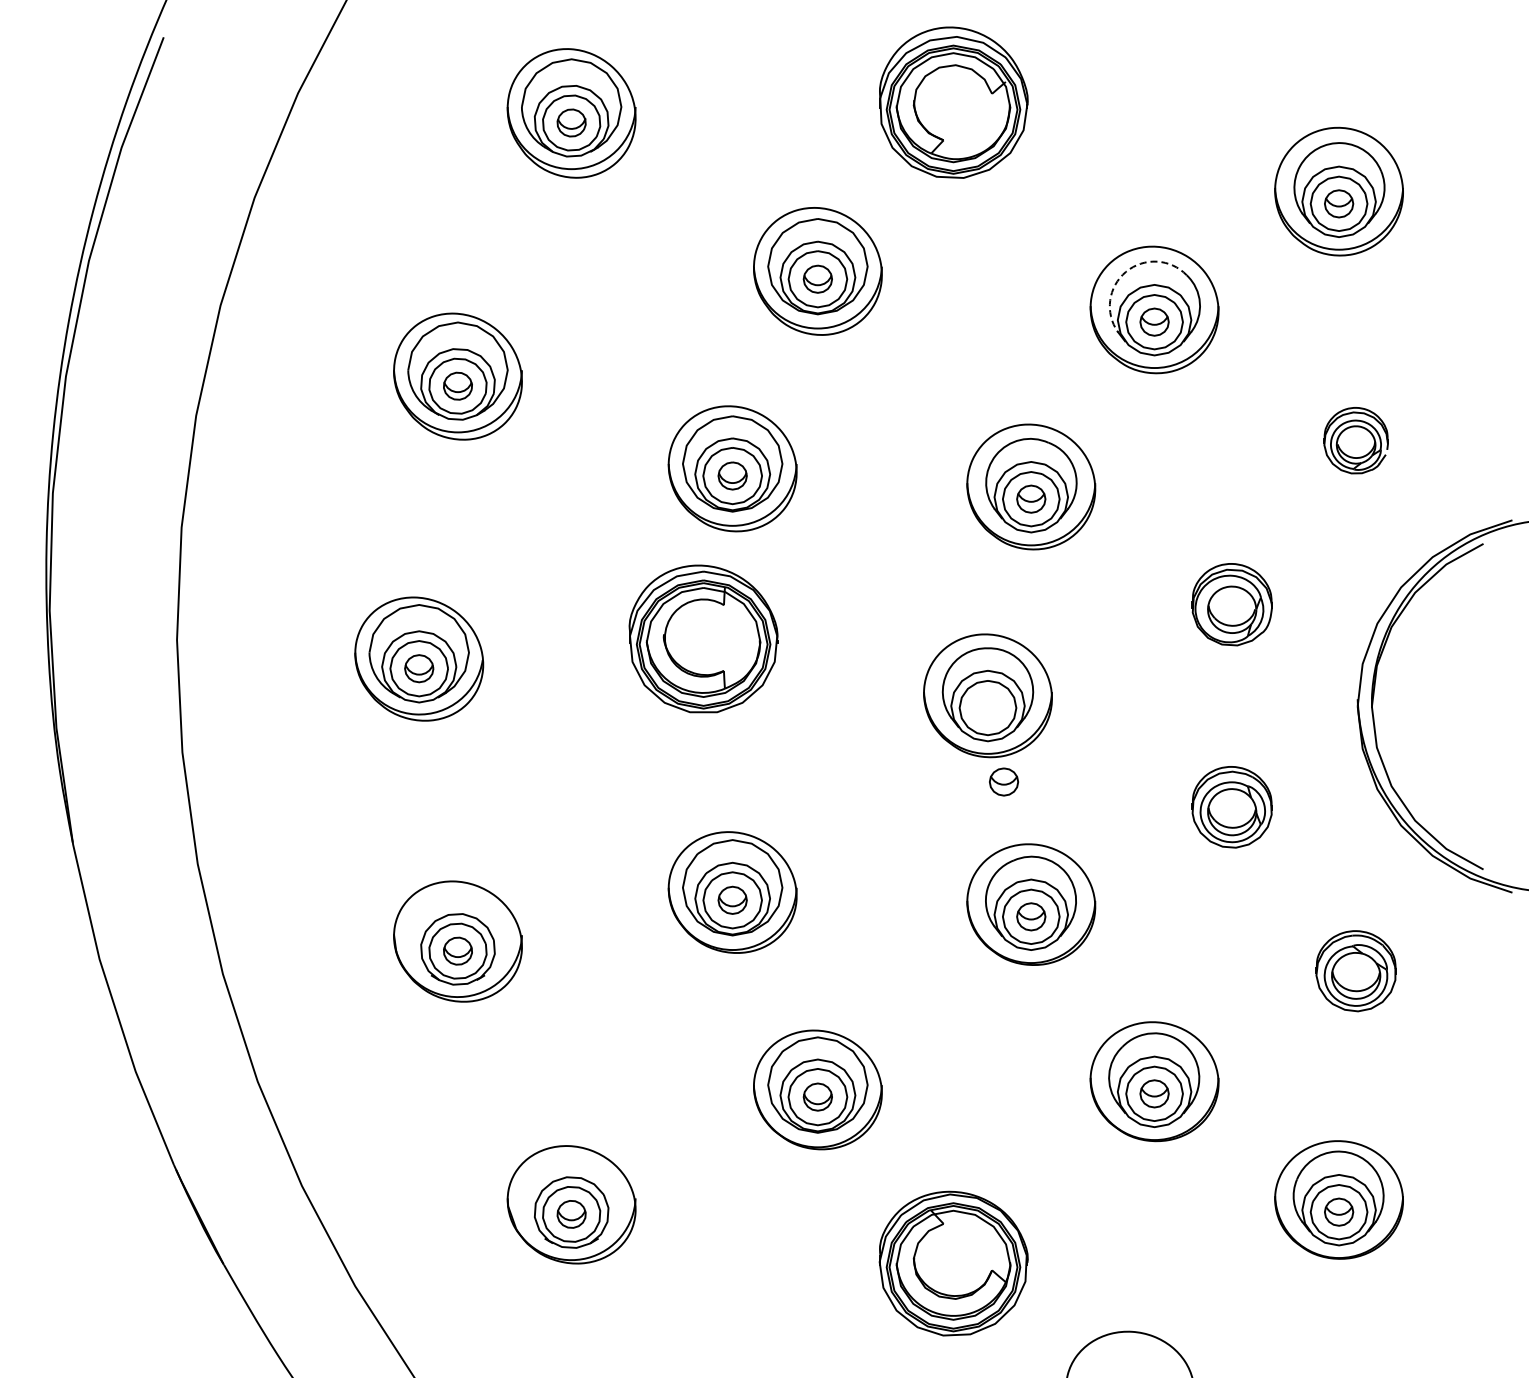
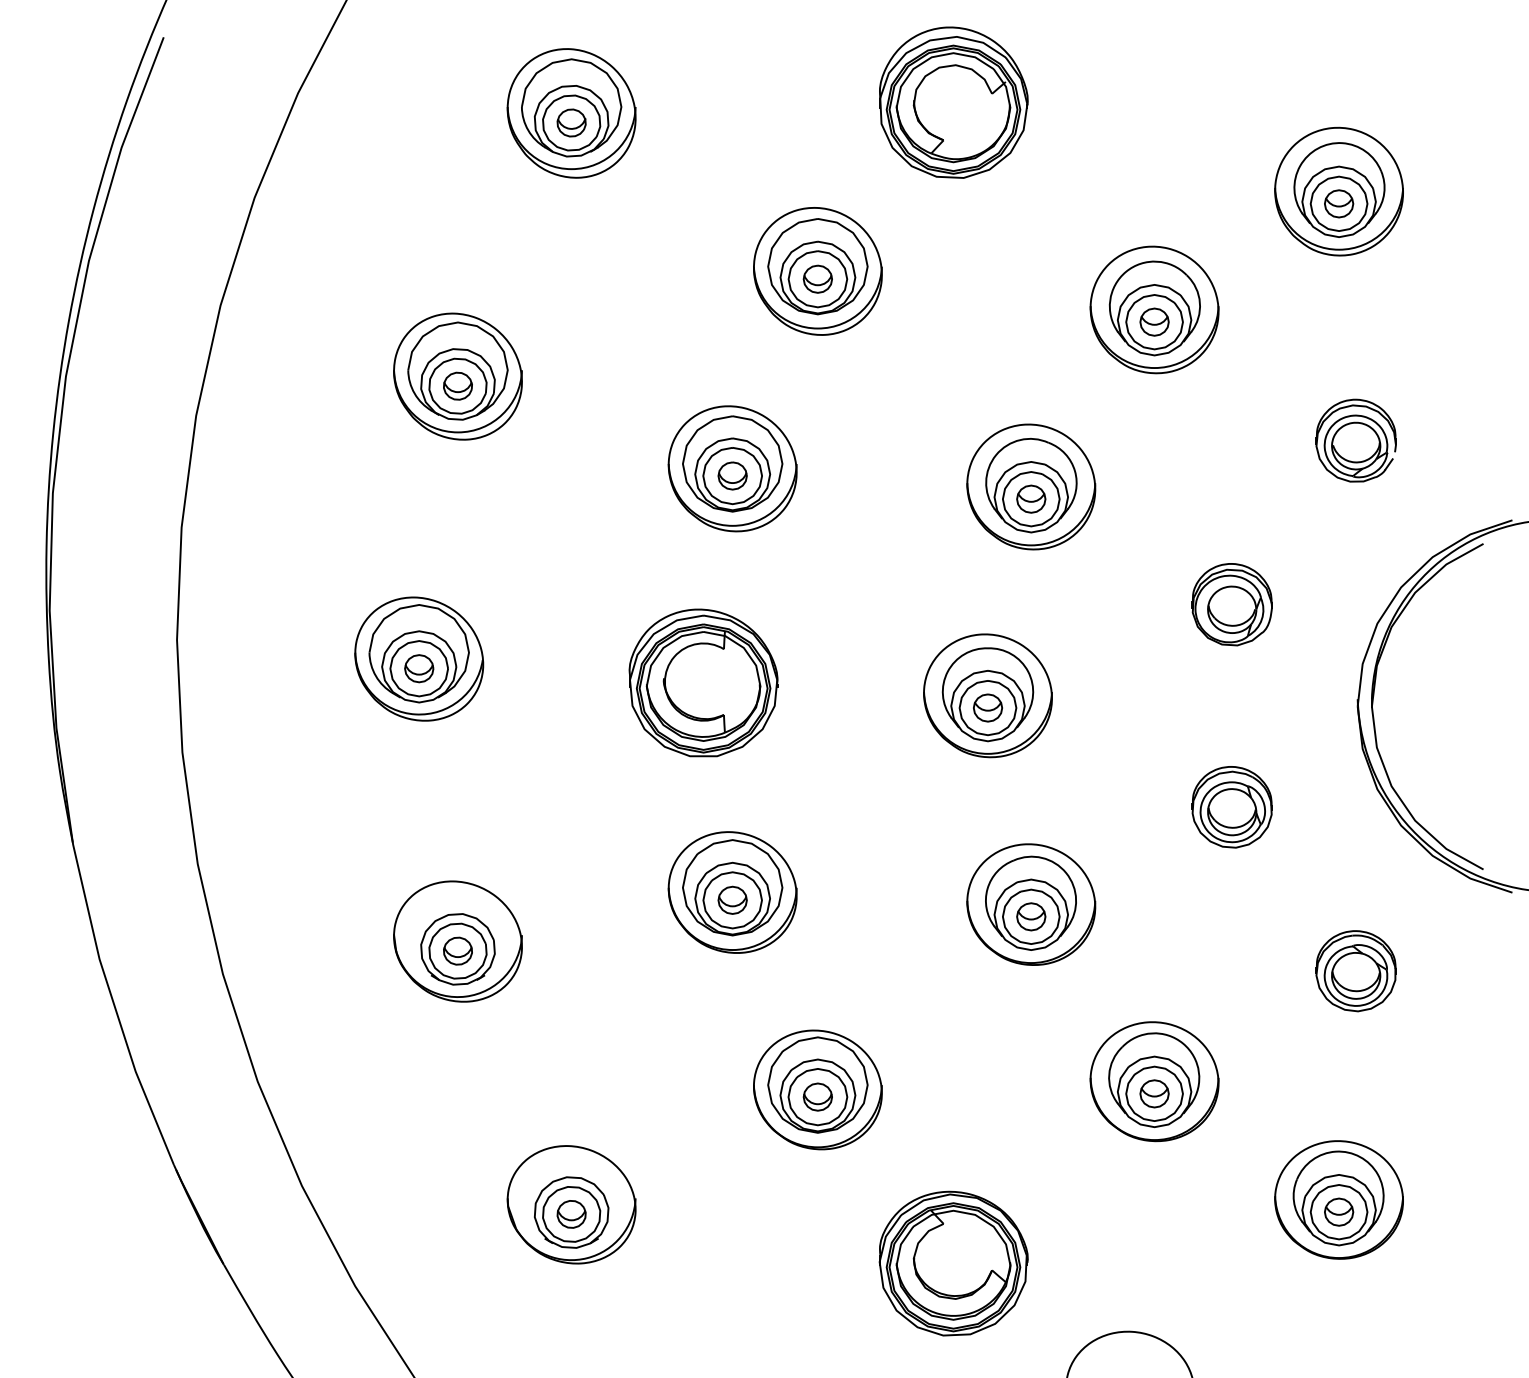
arc: dashed -> solid (1126, 271)
part size: 66x68 px -> 82x85 px (1355, 440)
part position: (703, 638) -> (703, 682) (703, 682)
part position: (1003, 781) -> (987, 707) (987, 707)
